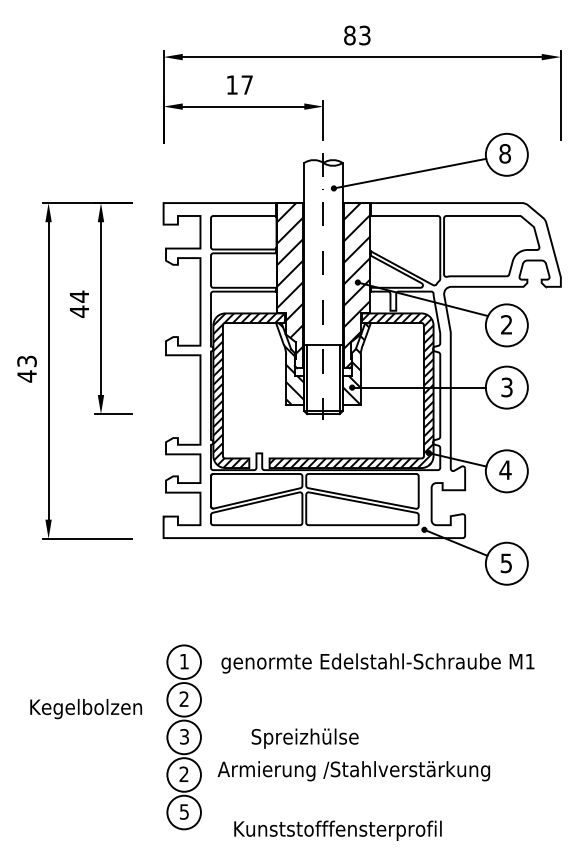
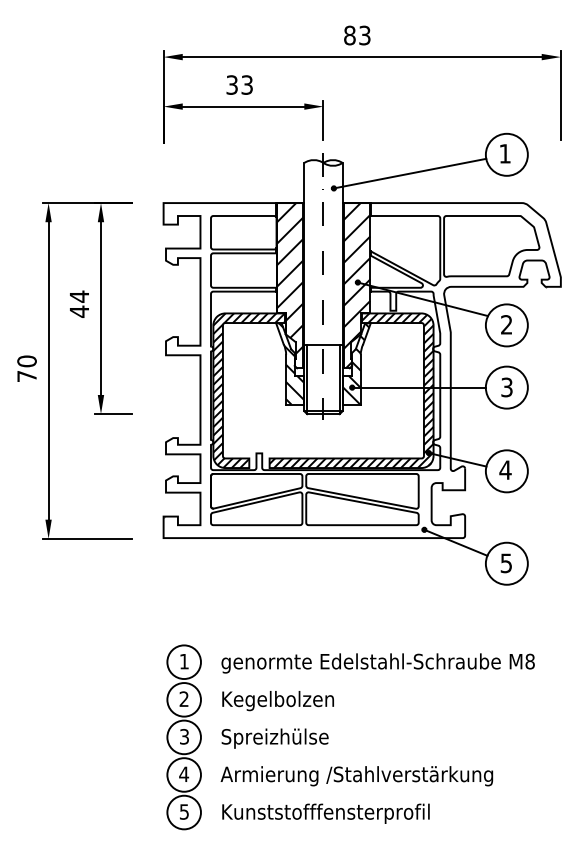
text: 17 -> 33 (239, 84)
text: 8 -> 1 (504, 153)
text: 43 -> 70 (26, 368)
text: M1 -> M8 (529, 661)
text position: (85, 709) -> (277, 701) (277, 701)
text position: (304, 738) -> (274, 738) (274, 738)
text position: (353, 771) -> (356, 776) (356, 776)
text: 2 -> 4 (184, 773)
text position: (337, 830) -> (325, 813) (325, 813)
